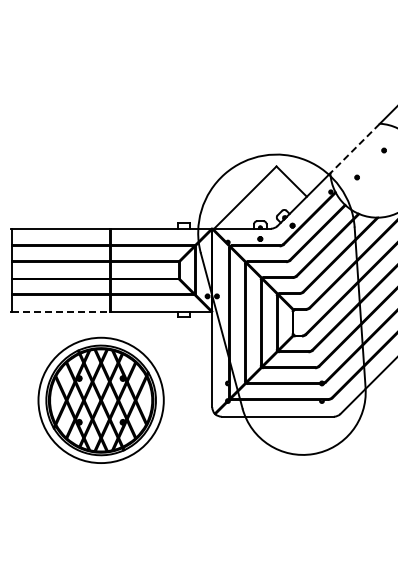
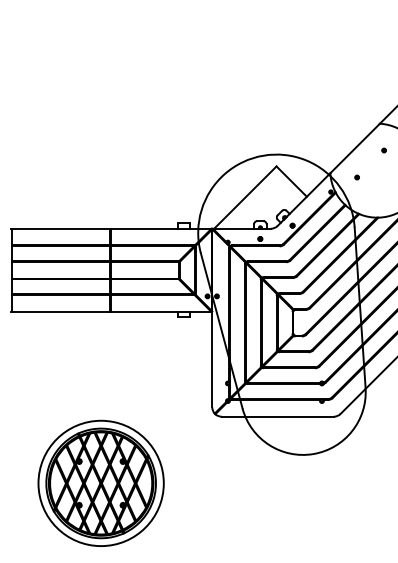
line: dashed -> solid (355, 148)
line: dashed -> solid (61, 312)
part position: (100, 399) -> (100, 482) (100, 482)
